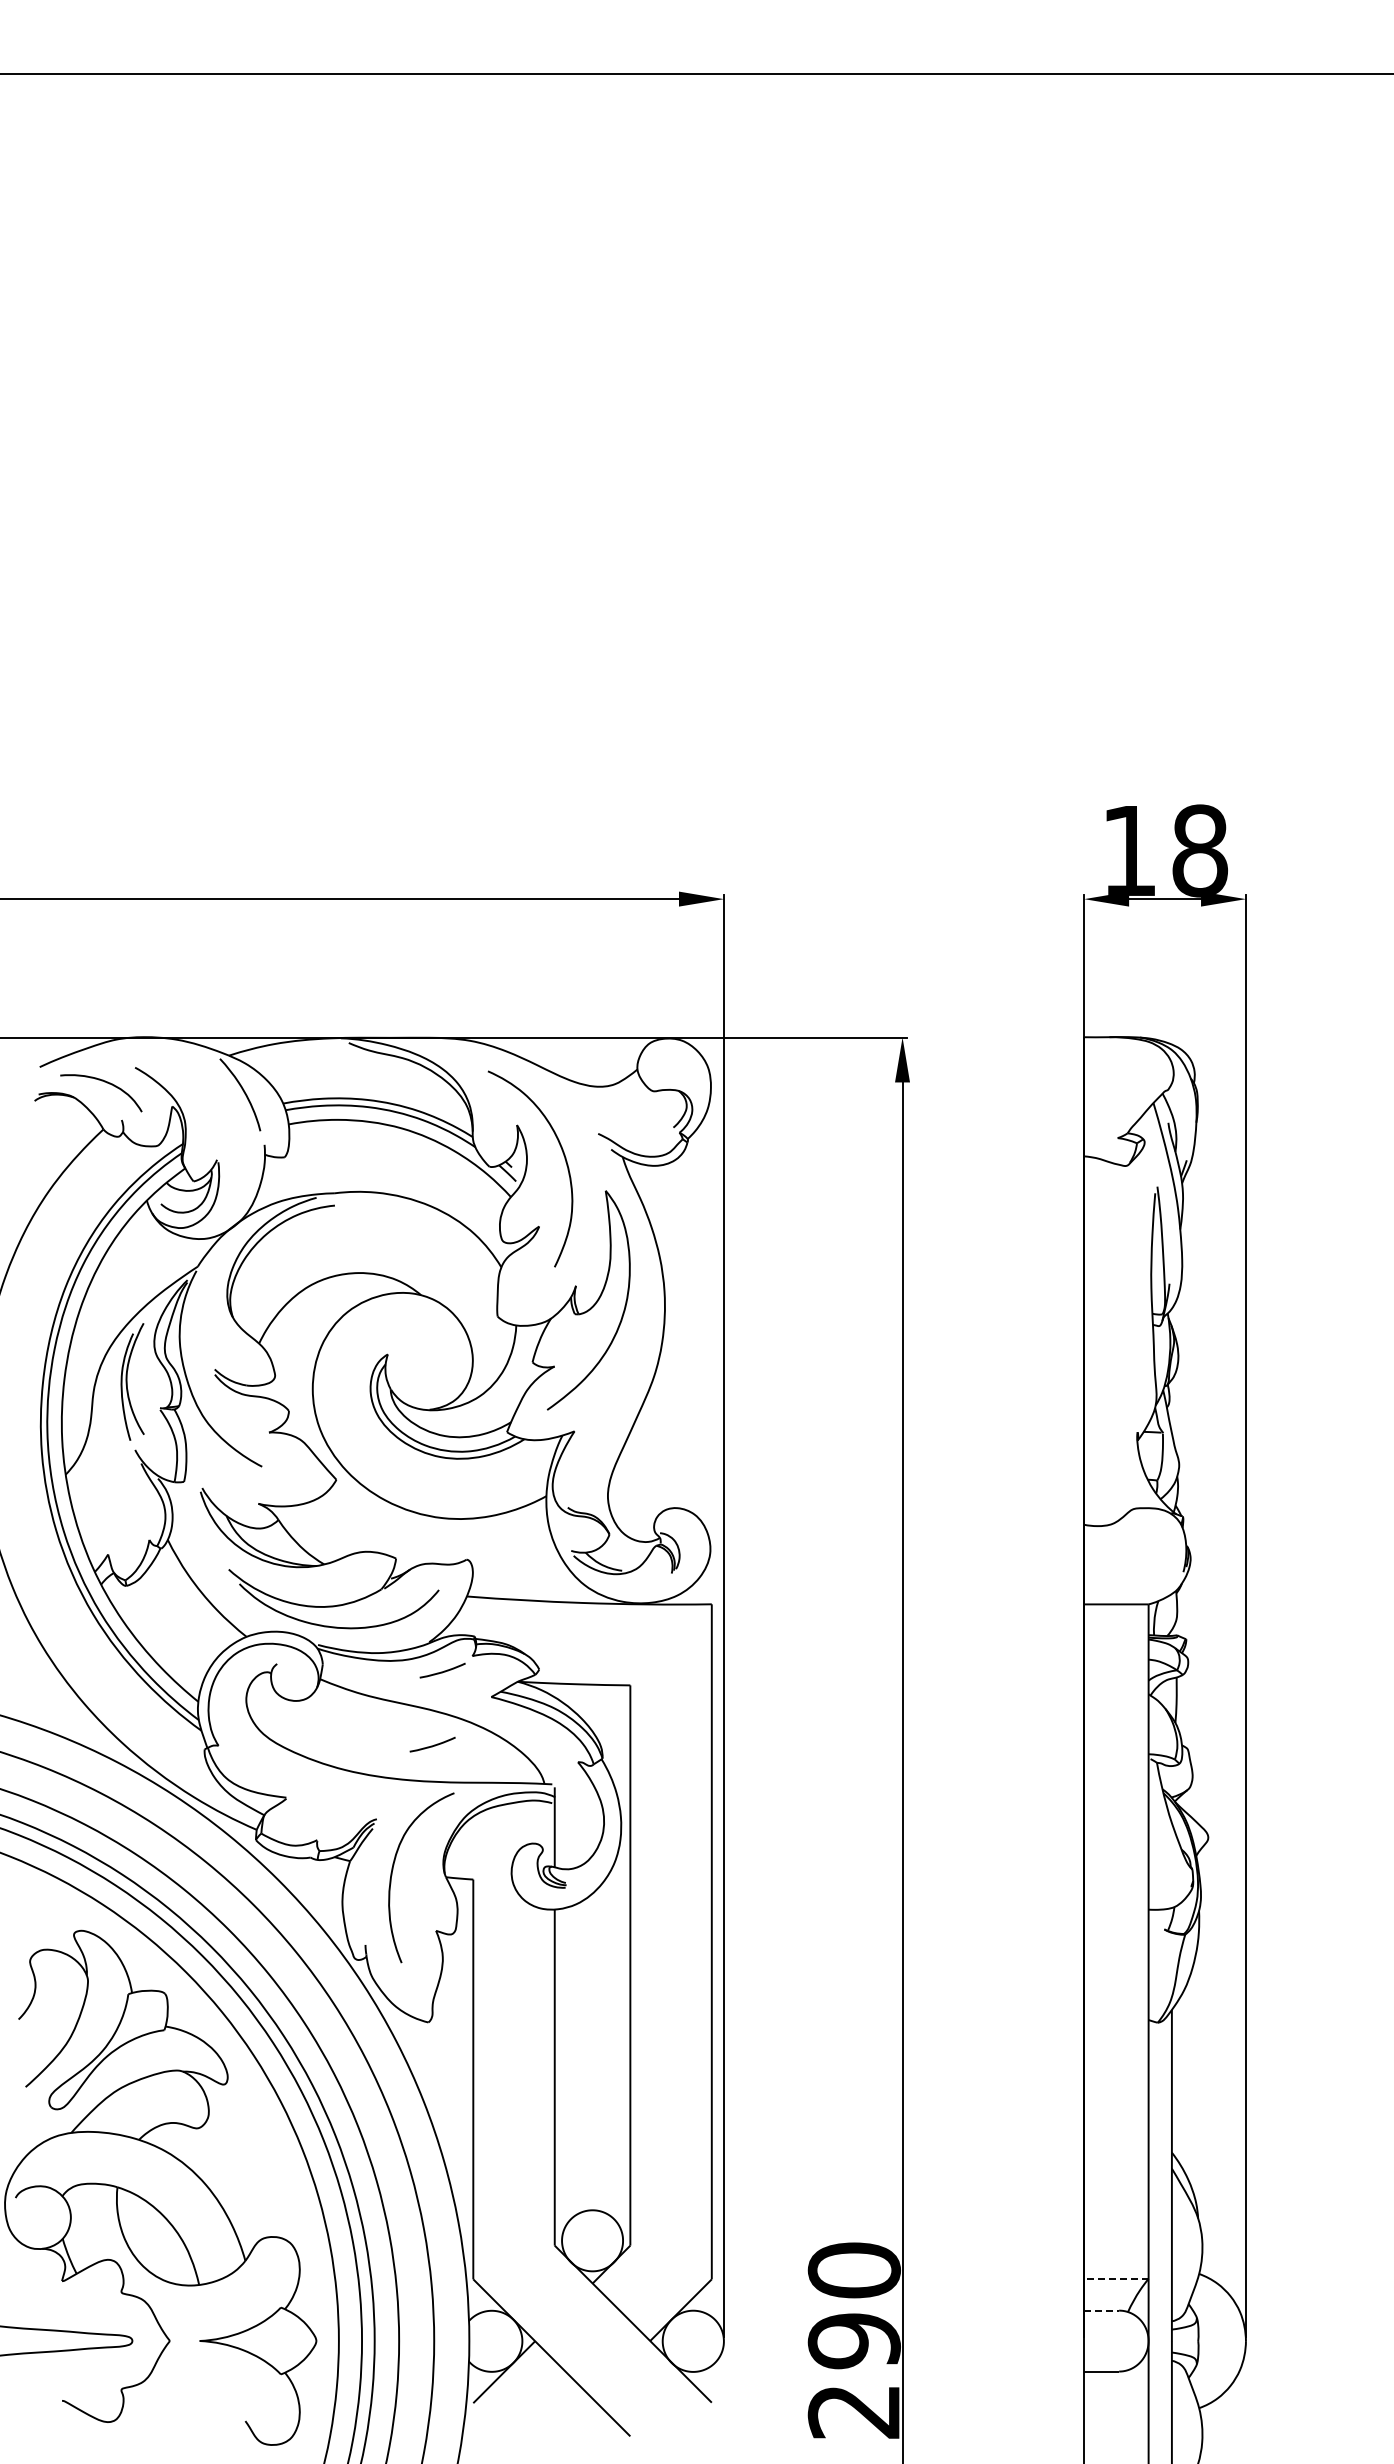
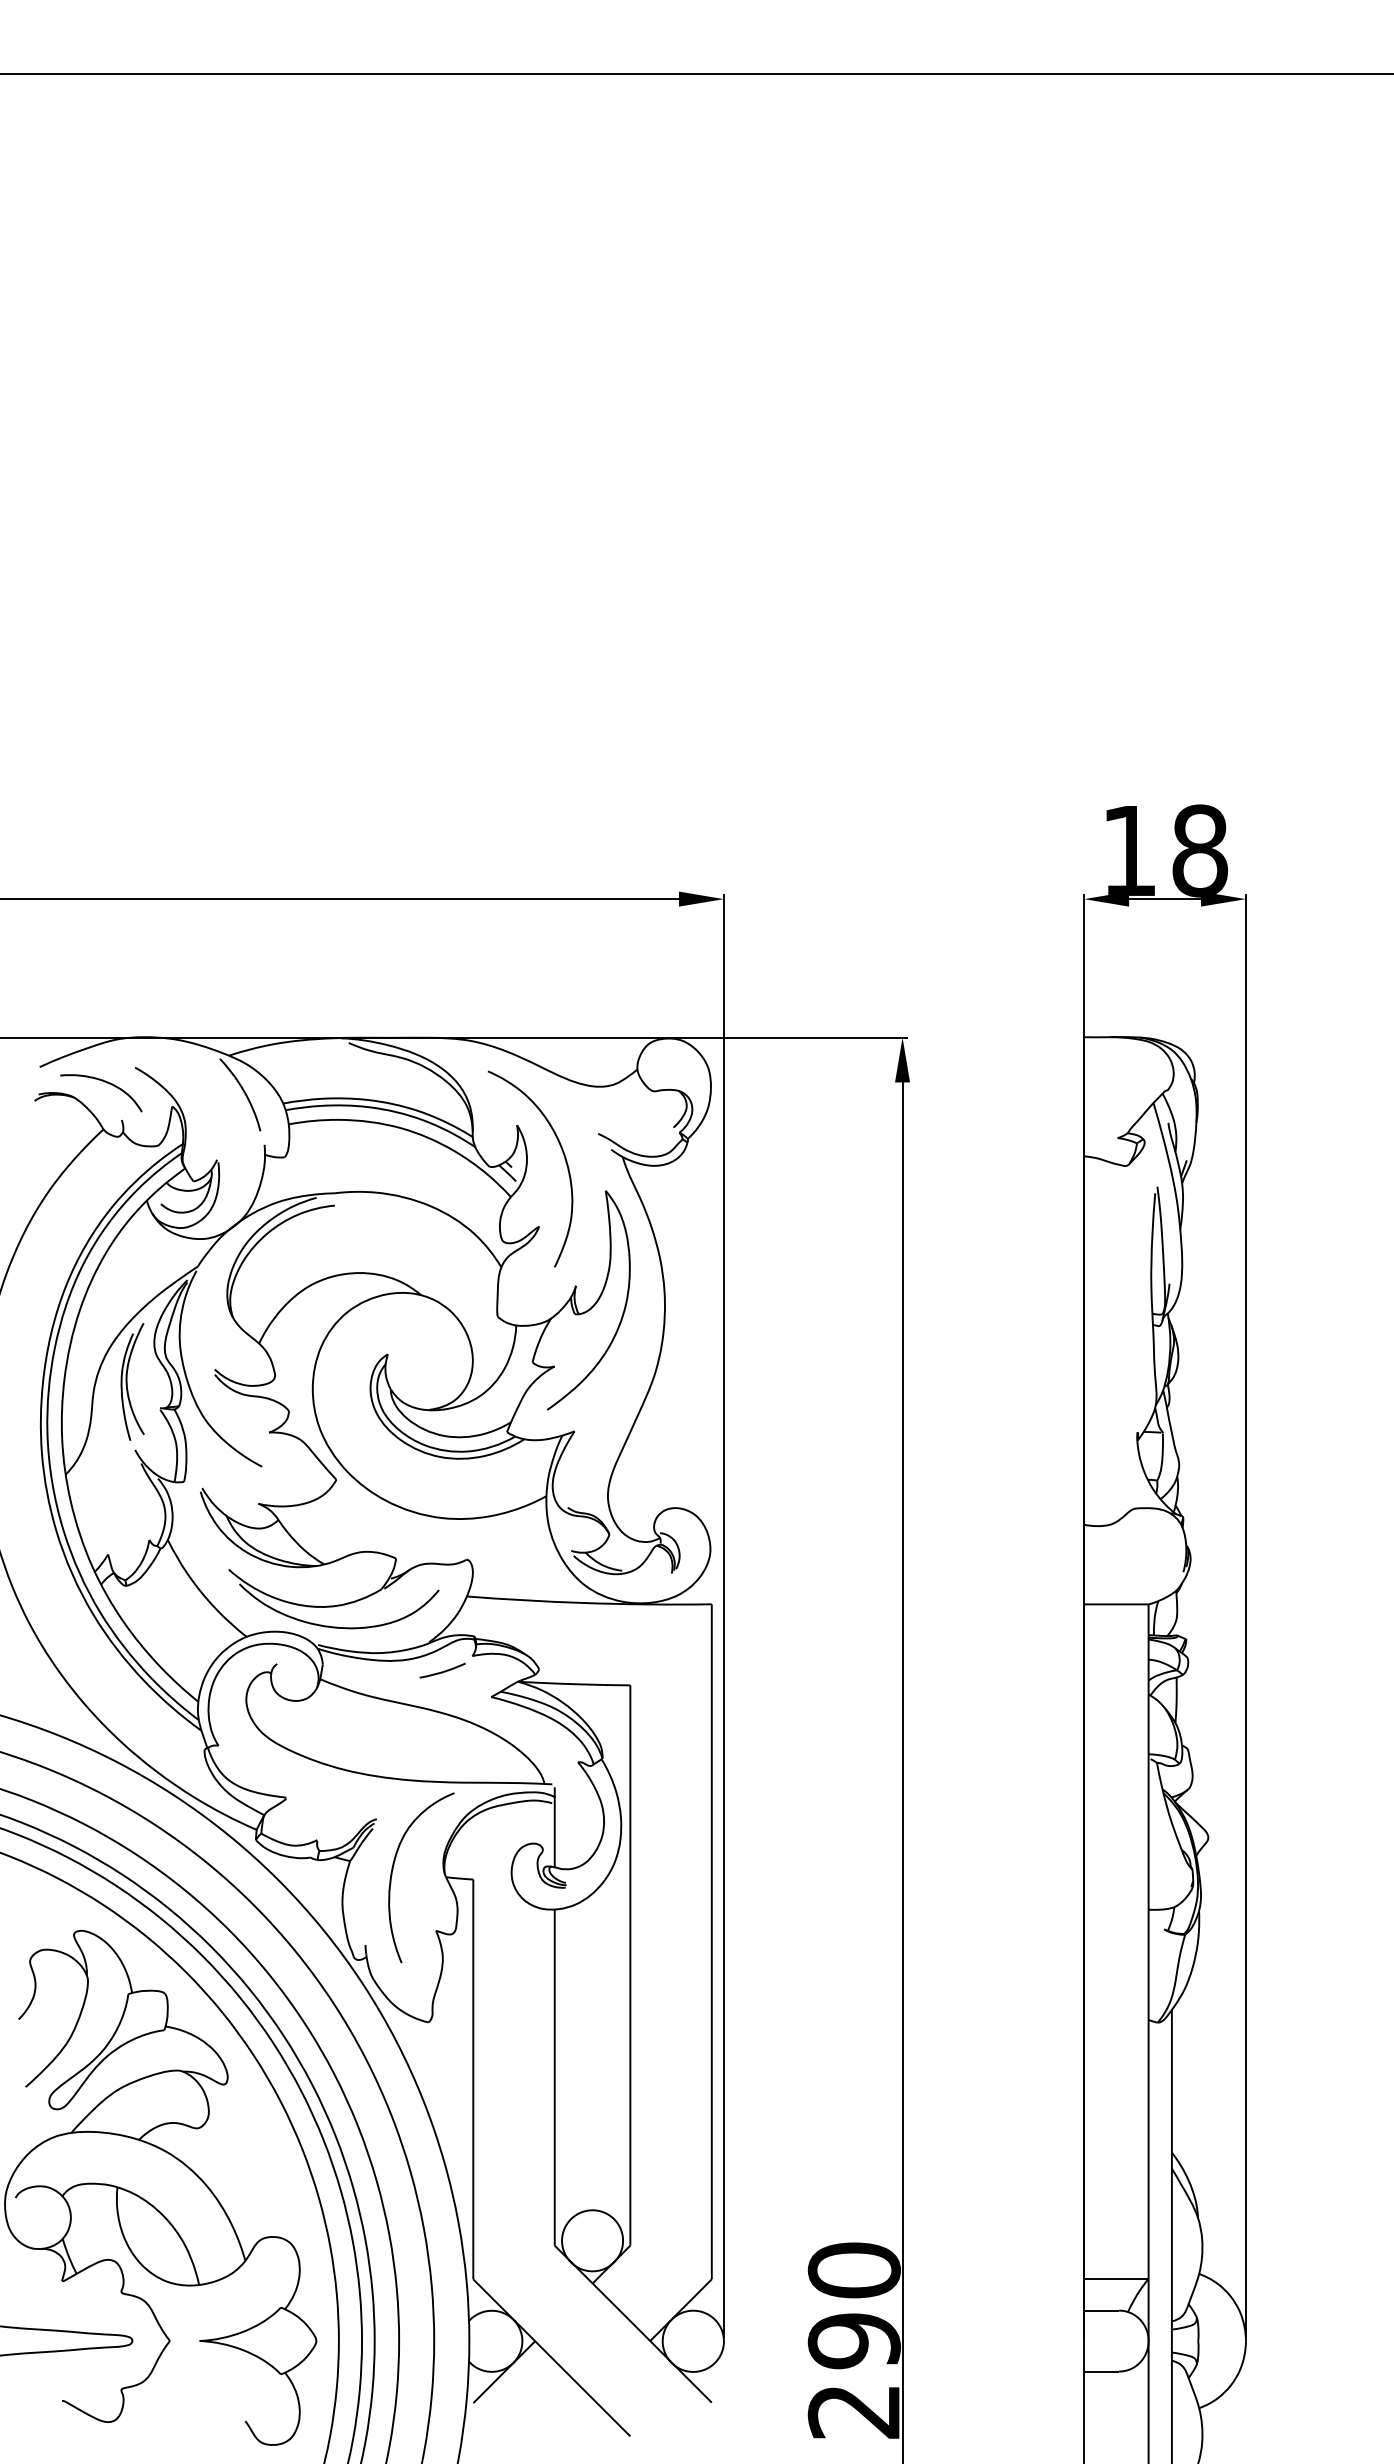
curve: present -> none (432, 1745)
line: dashed -> solid (1115, 2278)
line: dashed -> solid (1102, 2310)
